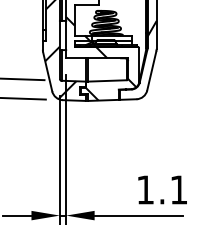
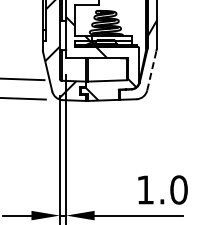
line: solid -> dashed (151, 70)
text: 1.1 -> 1.0 (178, 189)
